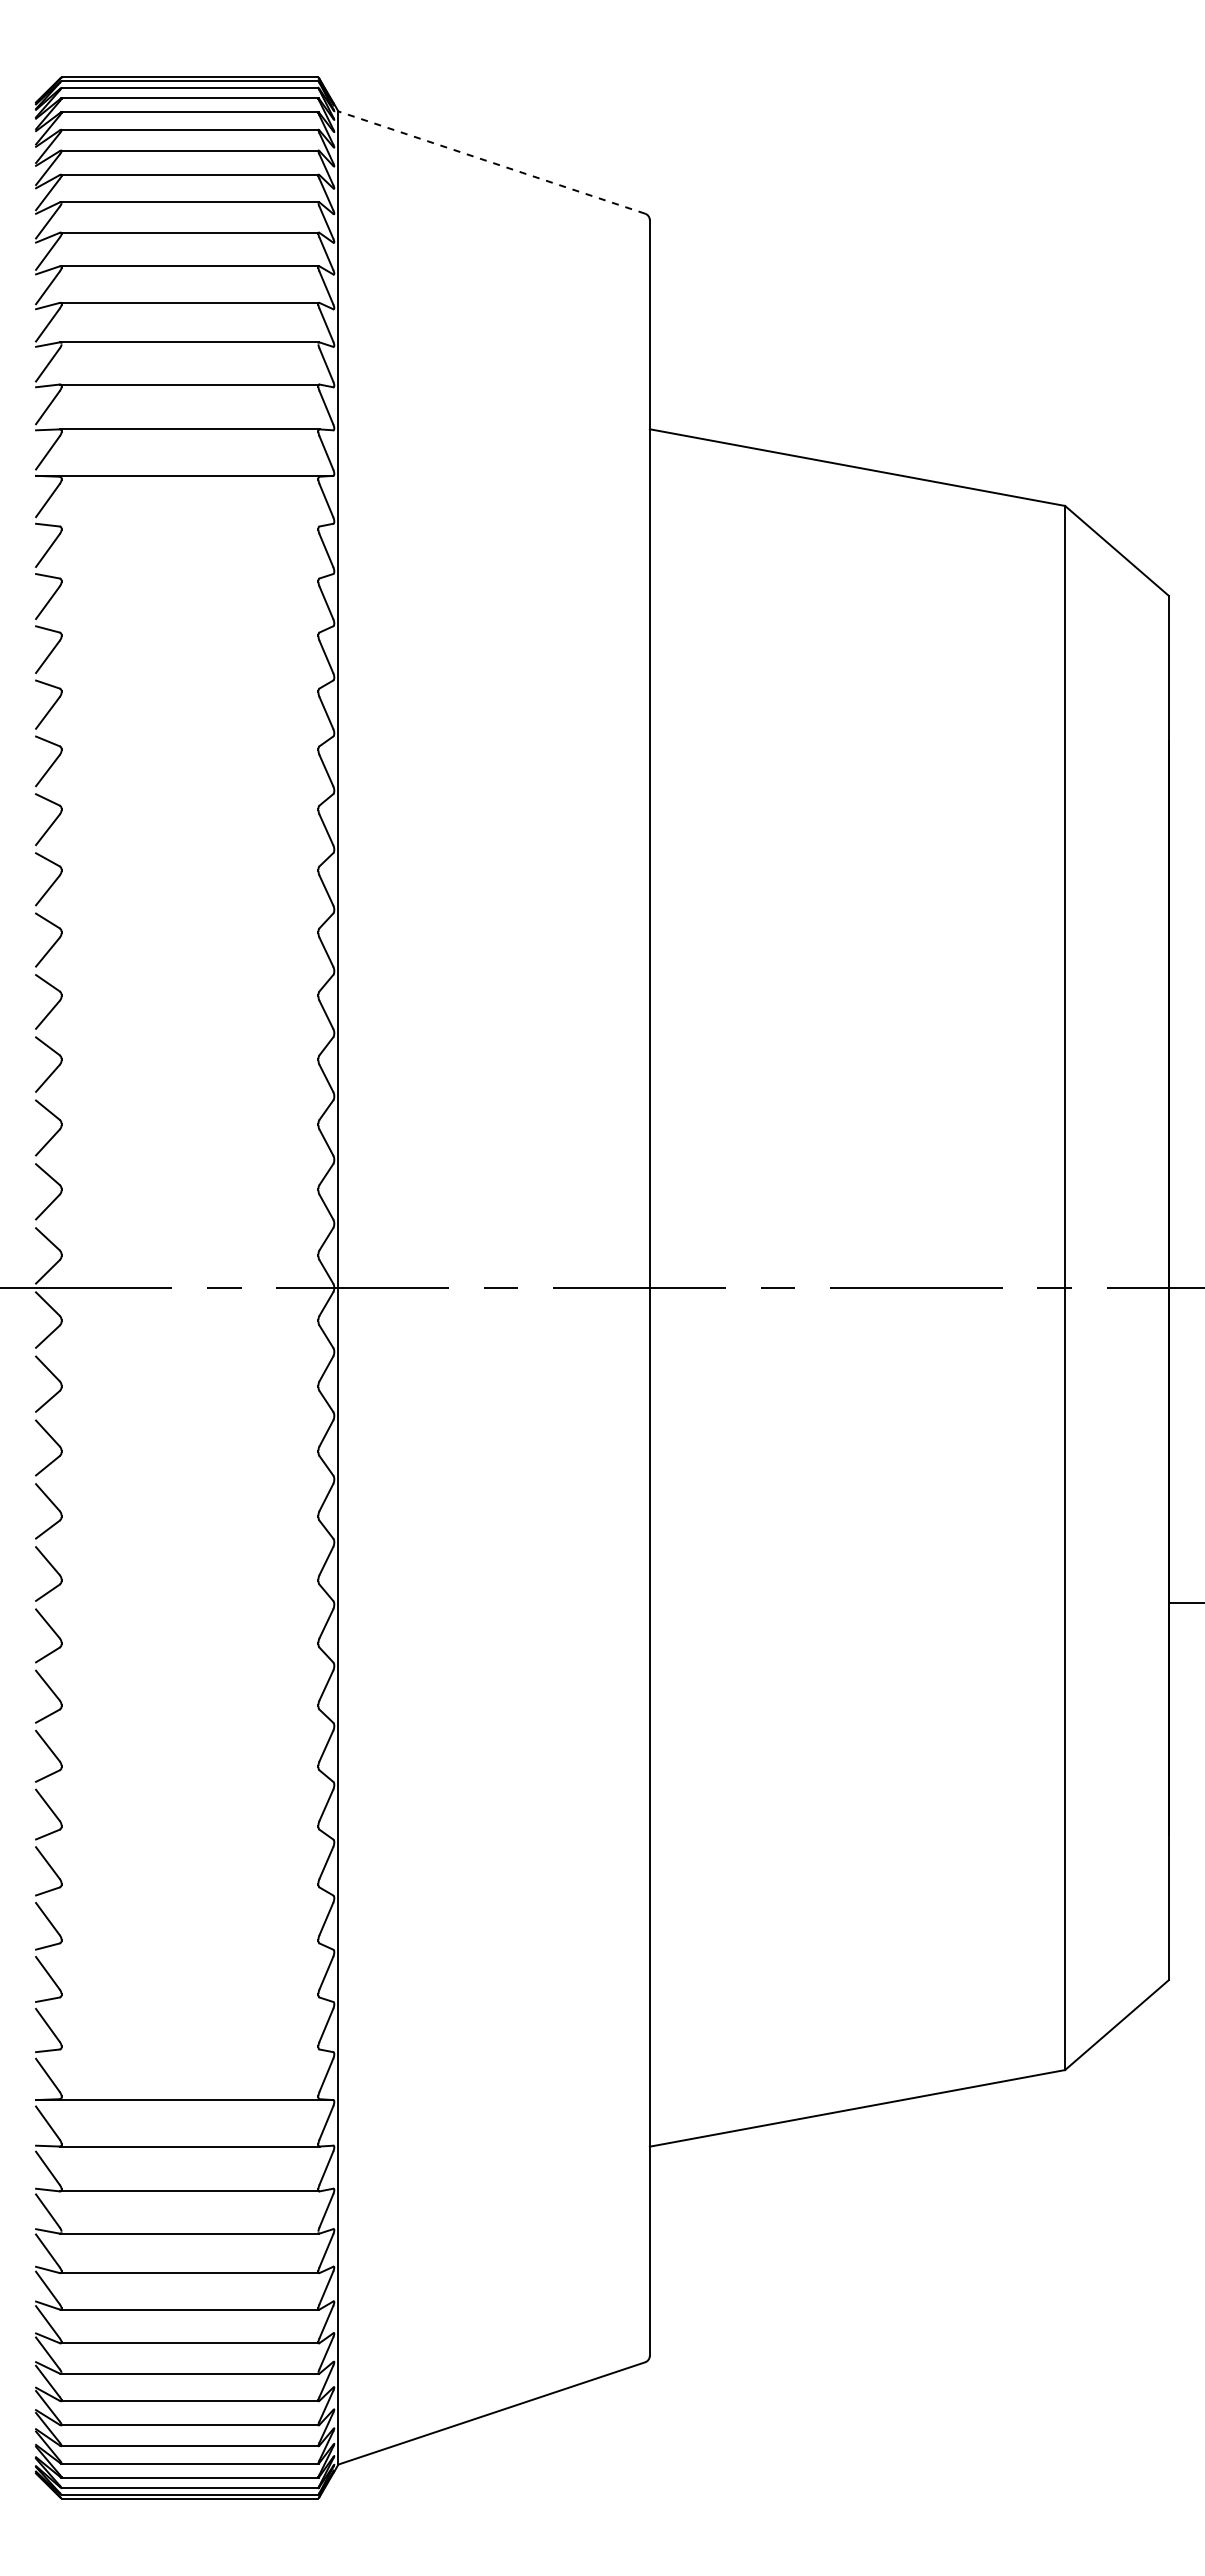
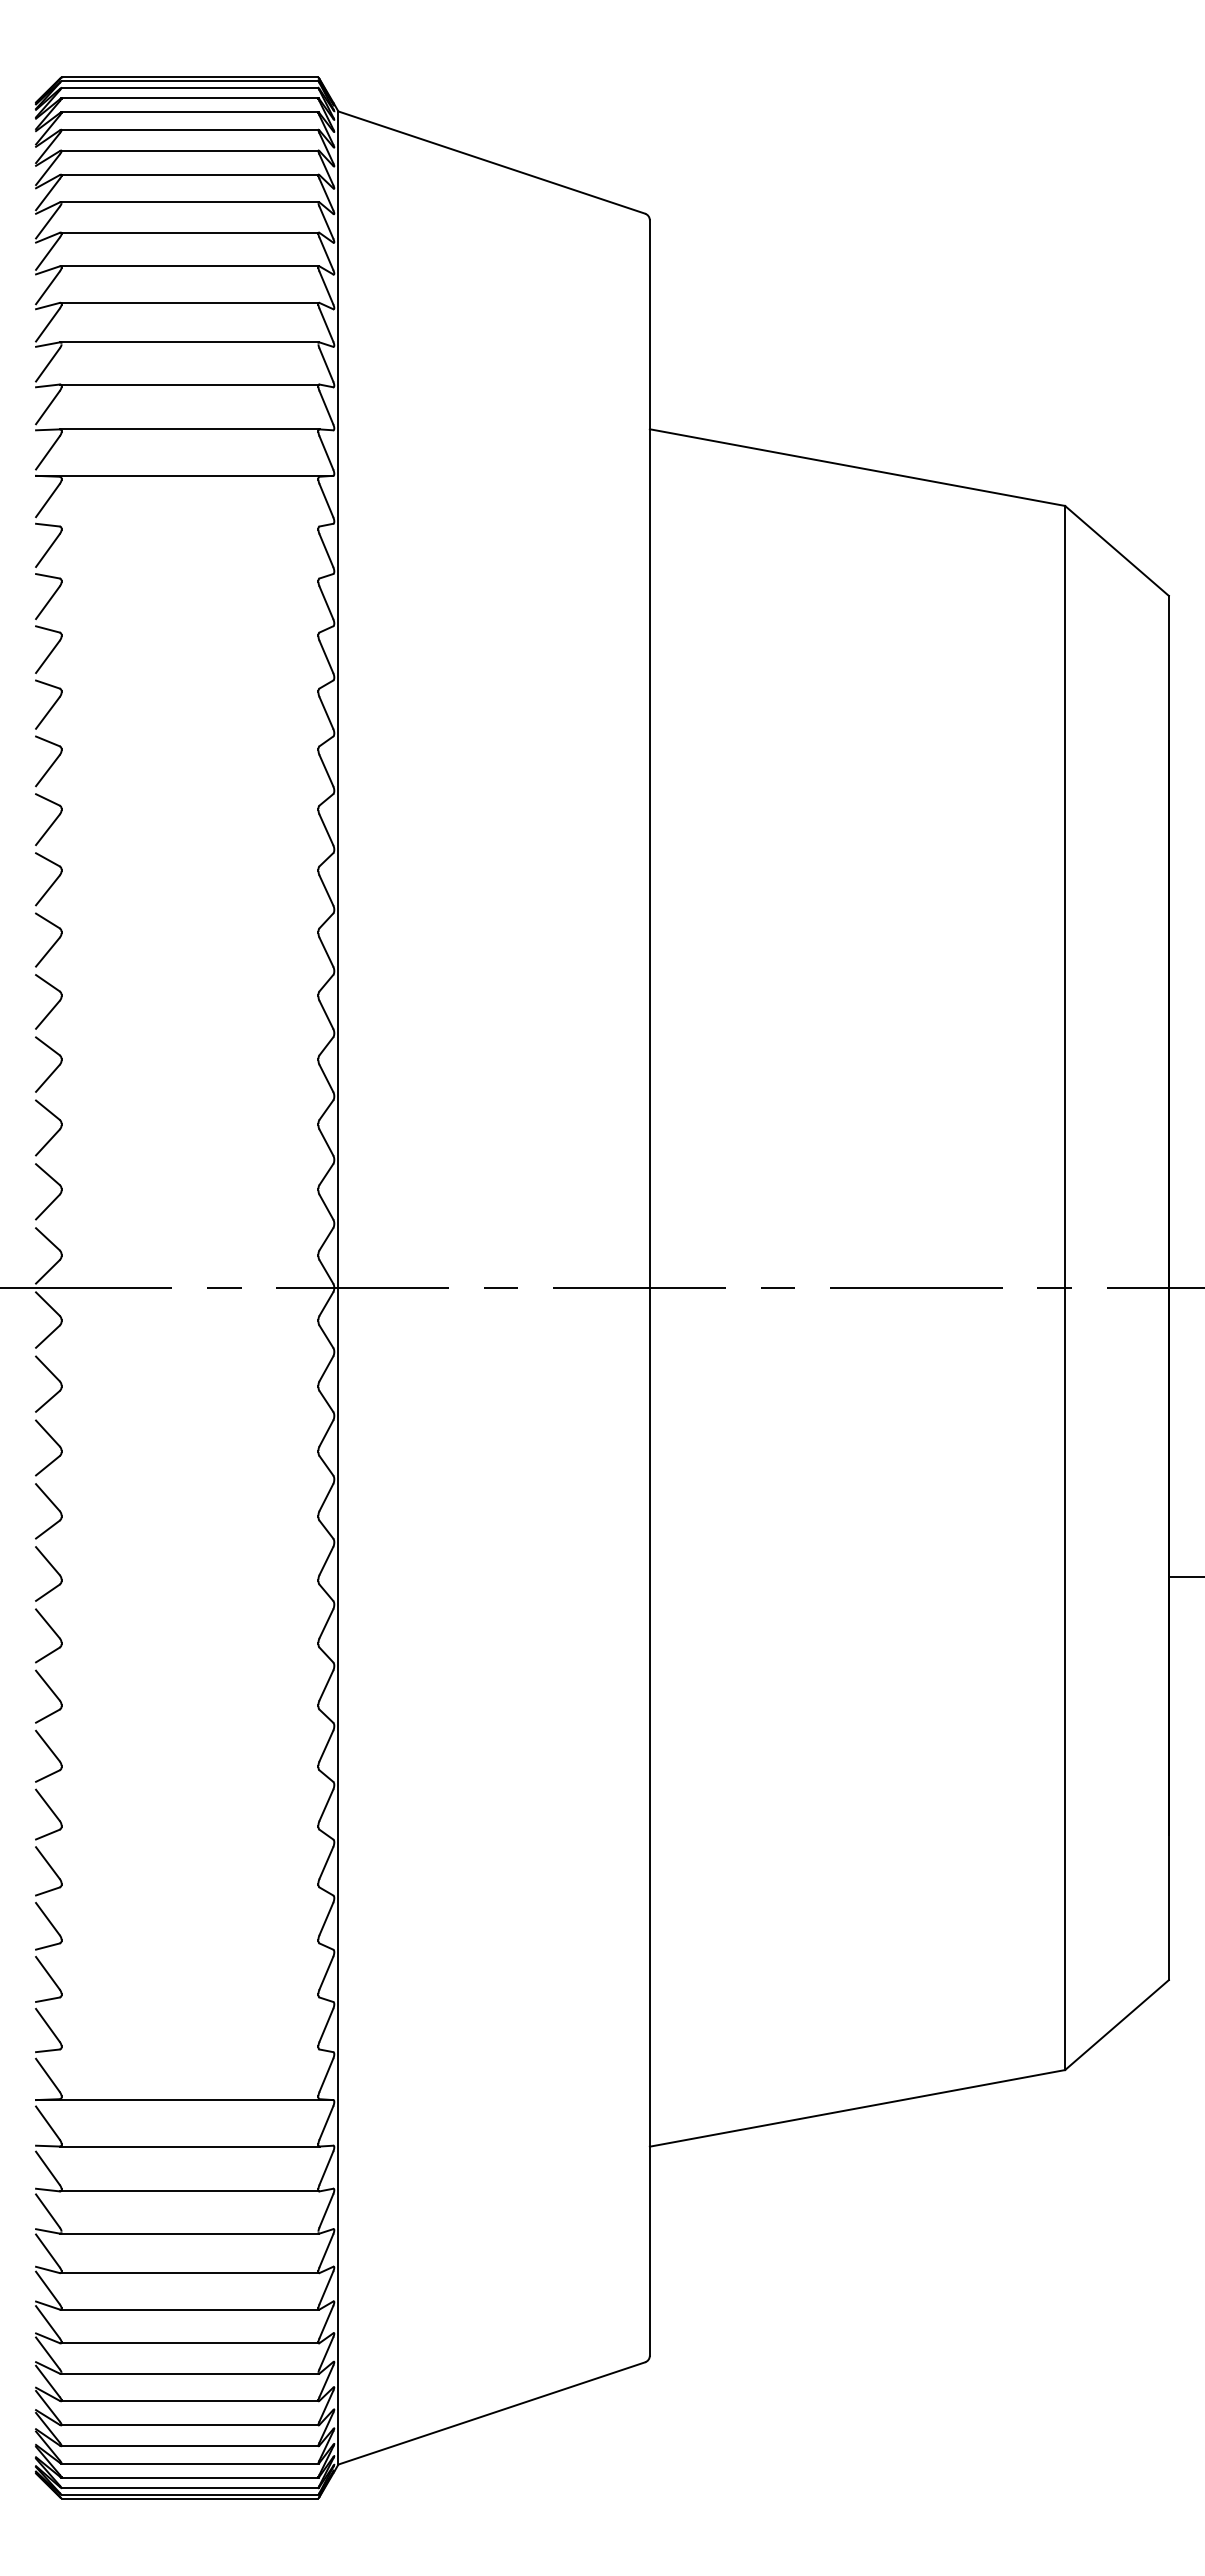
line: dashed -> solid (491, 162)
line position: (1184, 1602) -> (1184, 1576) (1184, 1576)
